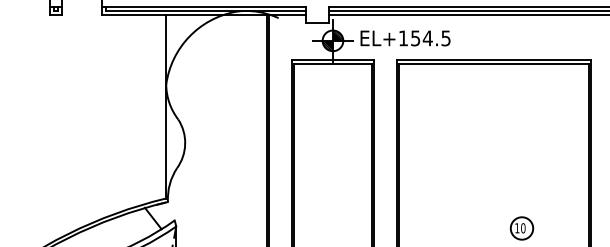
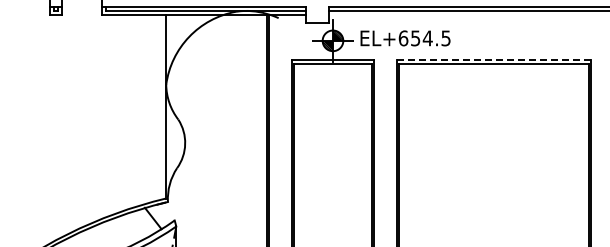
line: present -> none (467, 15)
text: EL+154.5 -> EL+654.5 (403, 38)
line: solid -> dashed (493, 59)
part: present -> none (521, 228)
